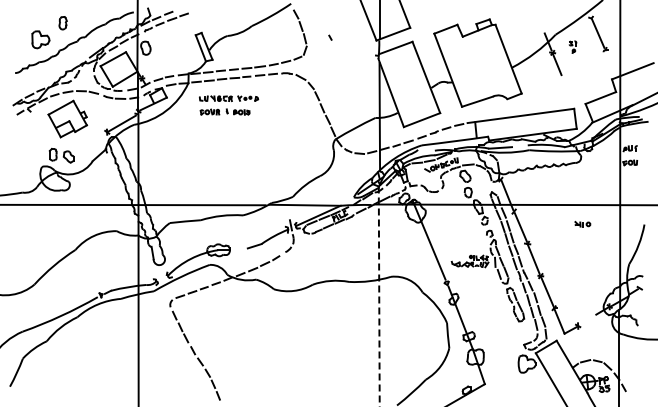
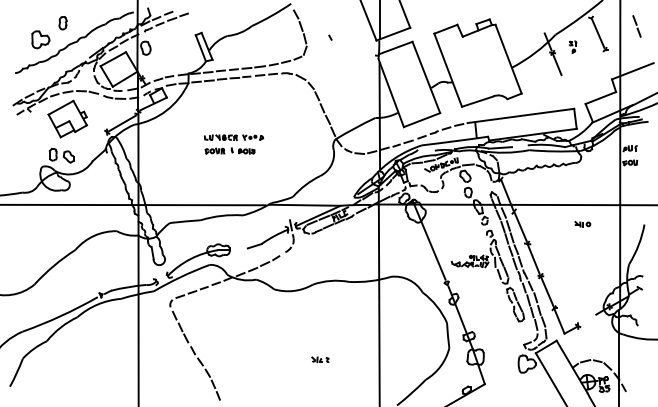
line: none -> present (636, 25)
part position: (229, 105) -> (234, 144) (234, 144)
line: dashed -> solid (379, 296)
part: none -> present (320, 359)
